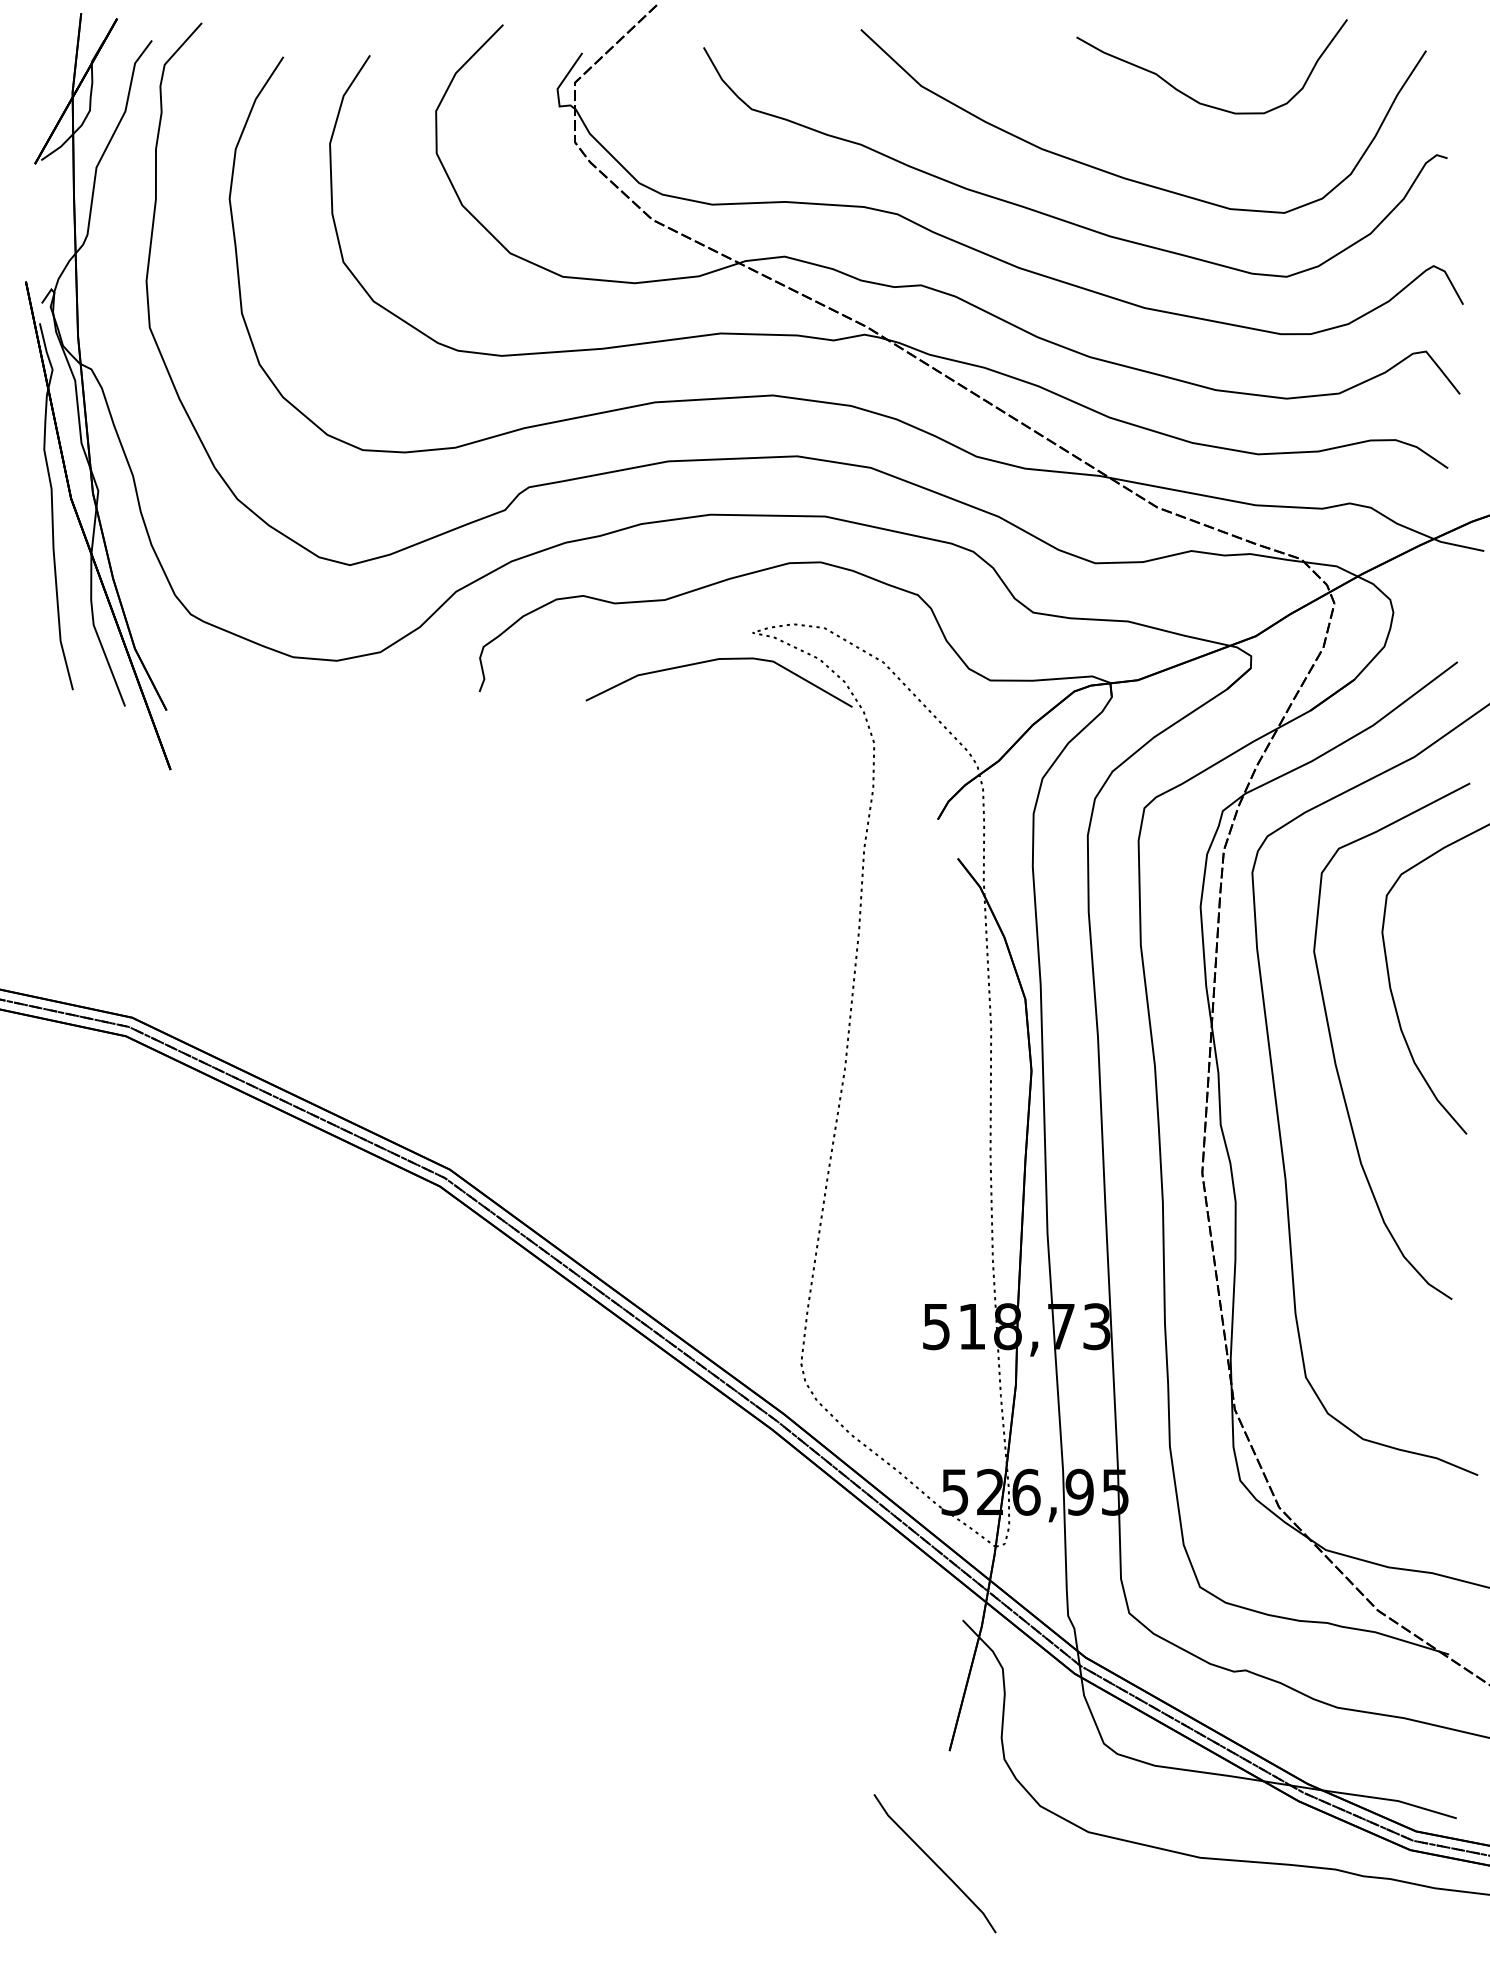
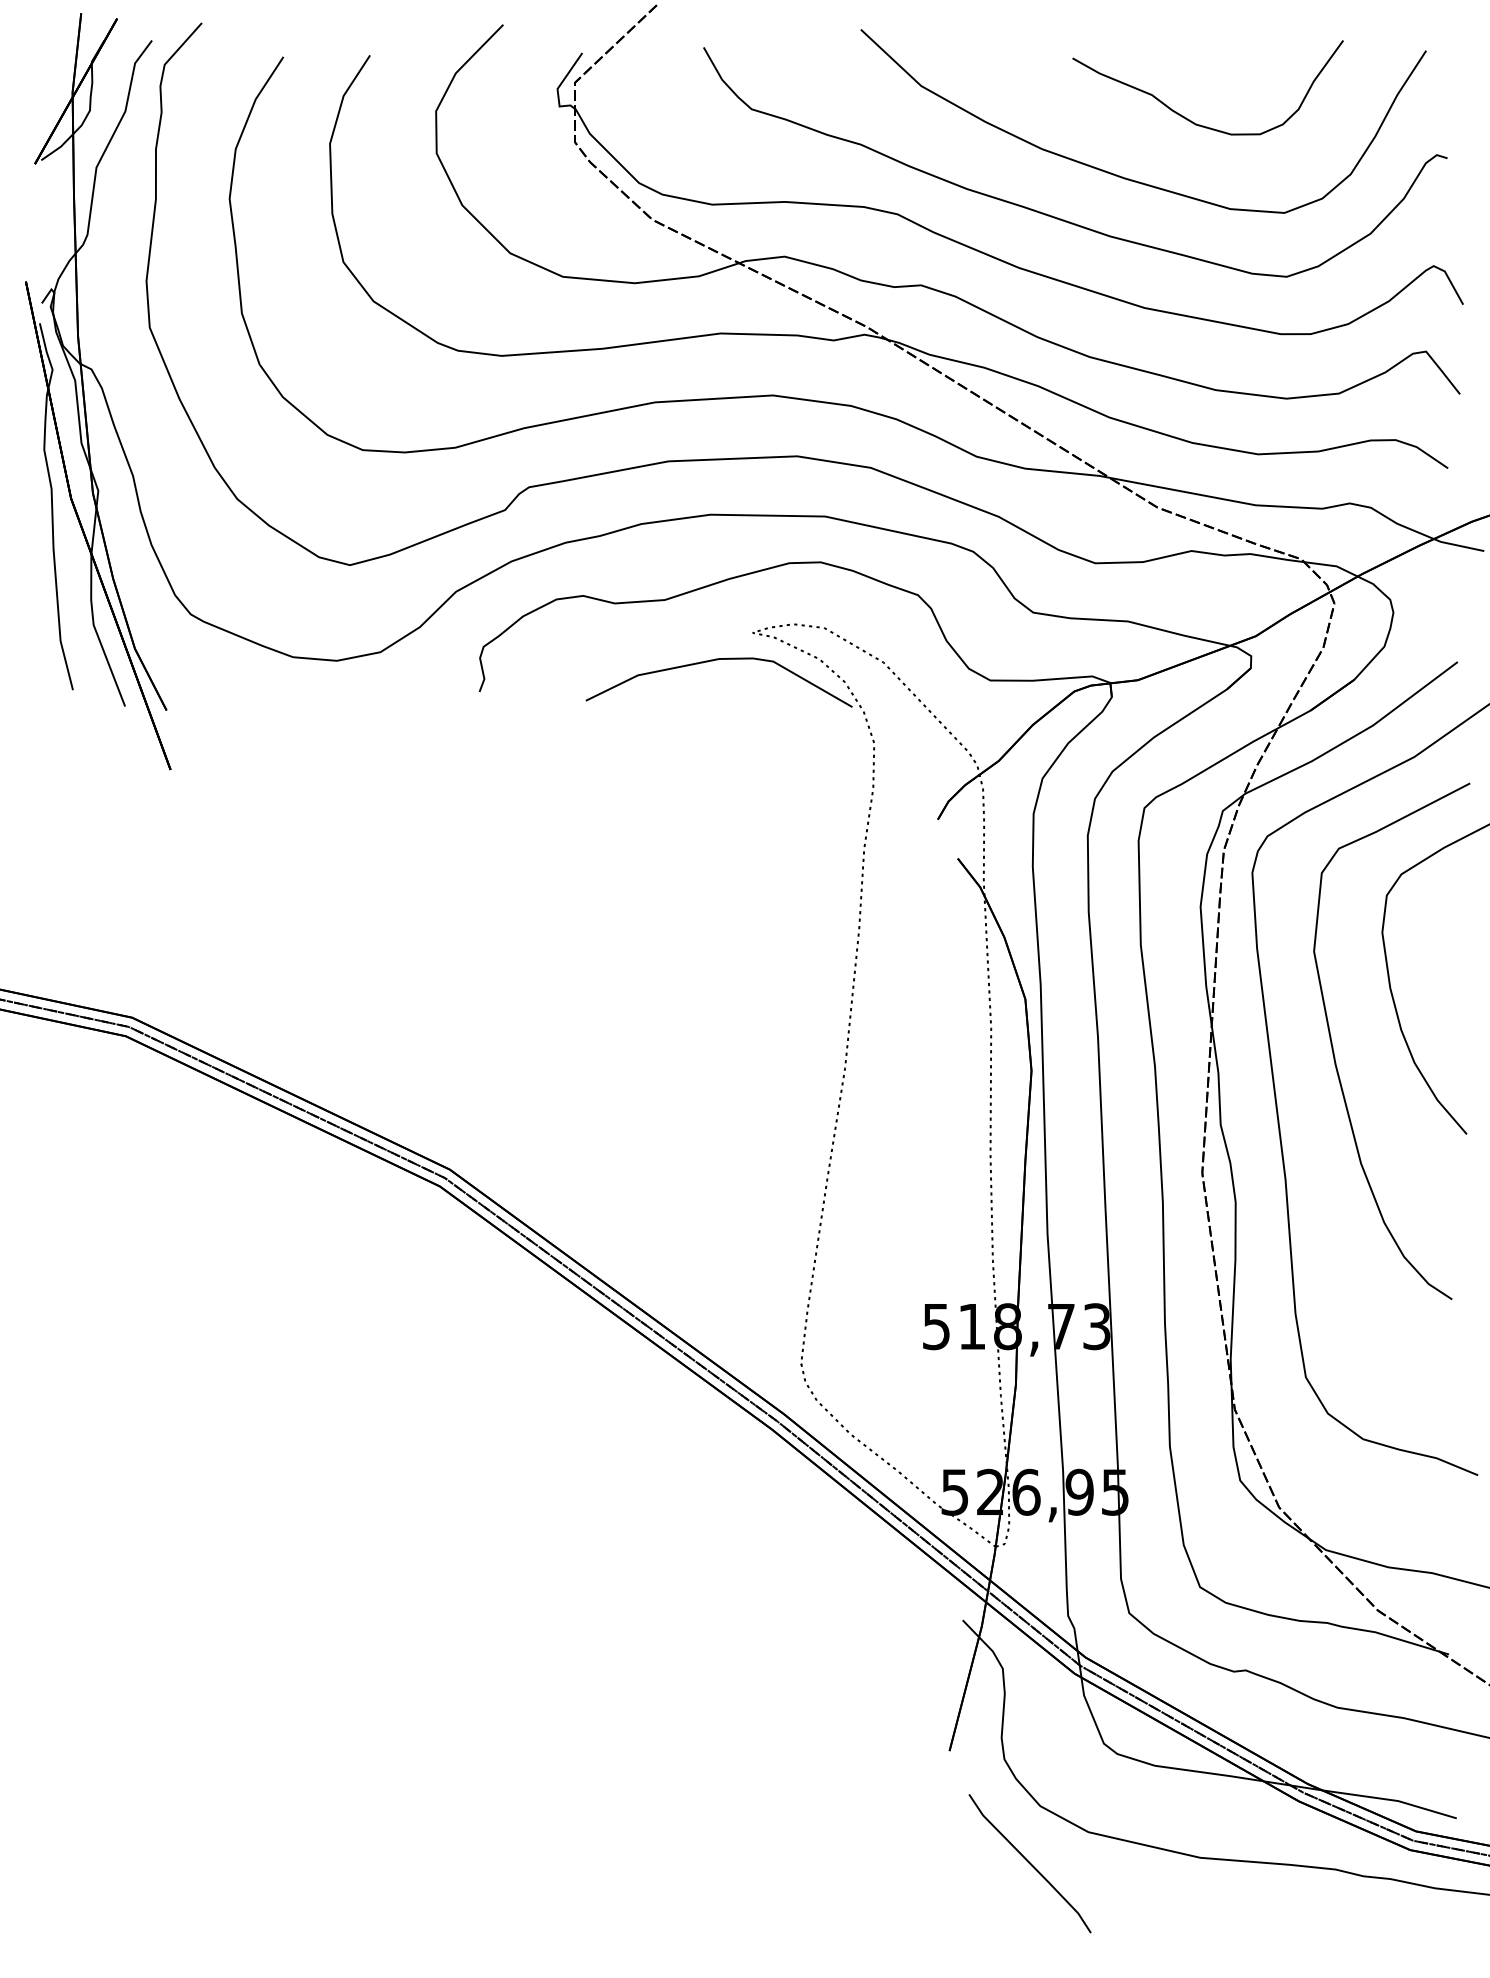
curve position: (1190, 96) -> (1186, 117) (1186, 117)
line position: (934, 1863) -> (1029, 1863) (1029, 1863)
